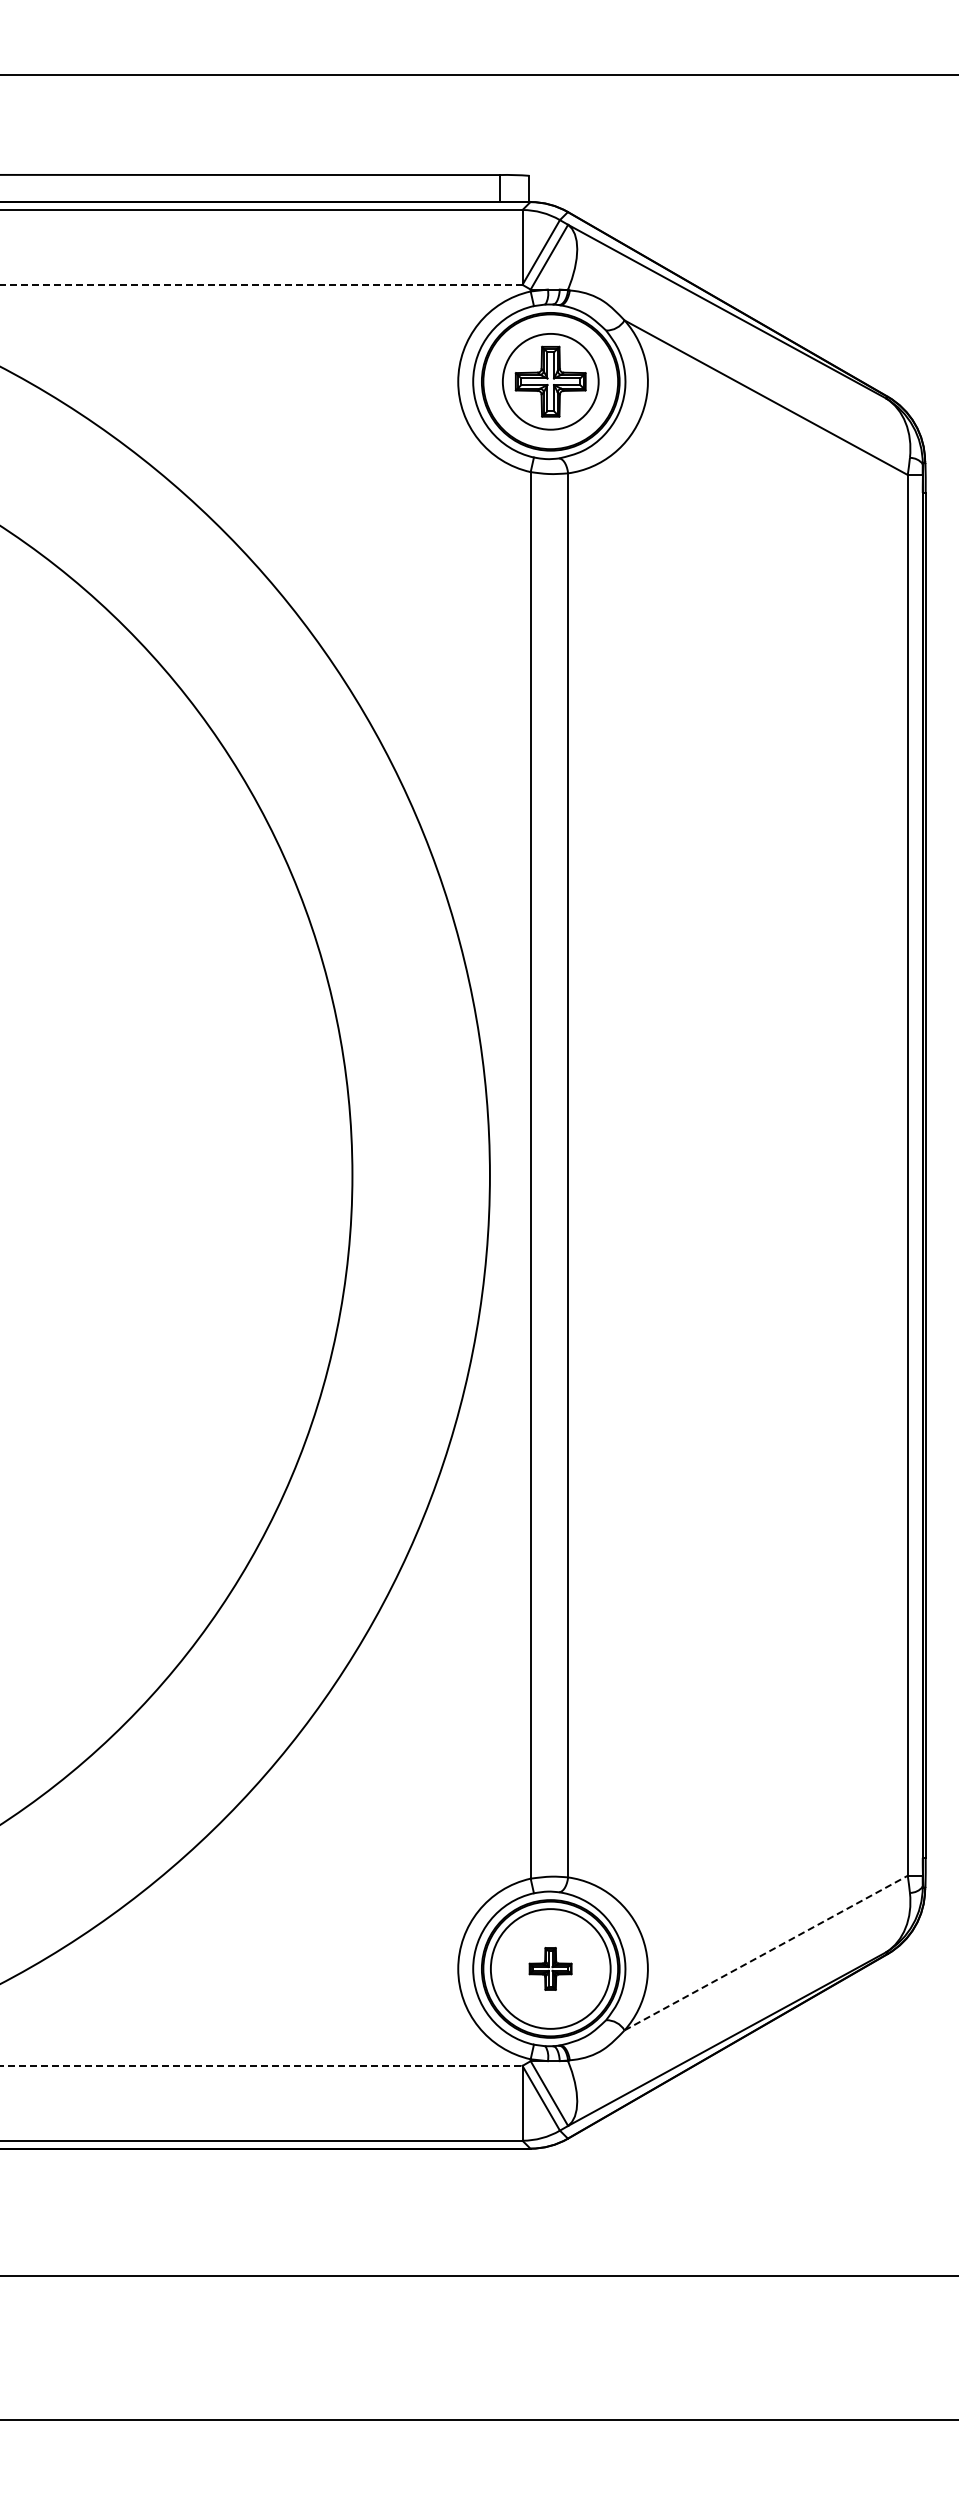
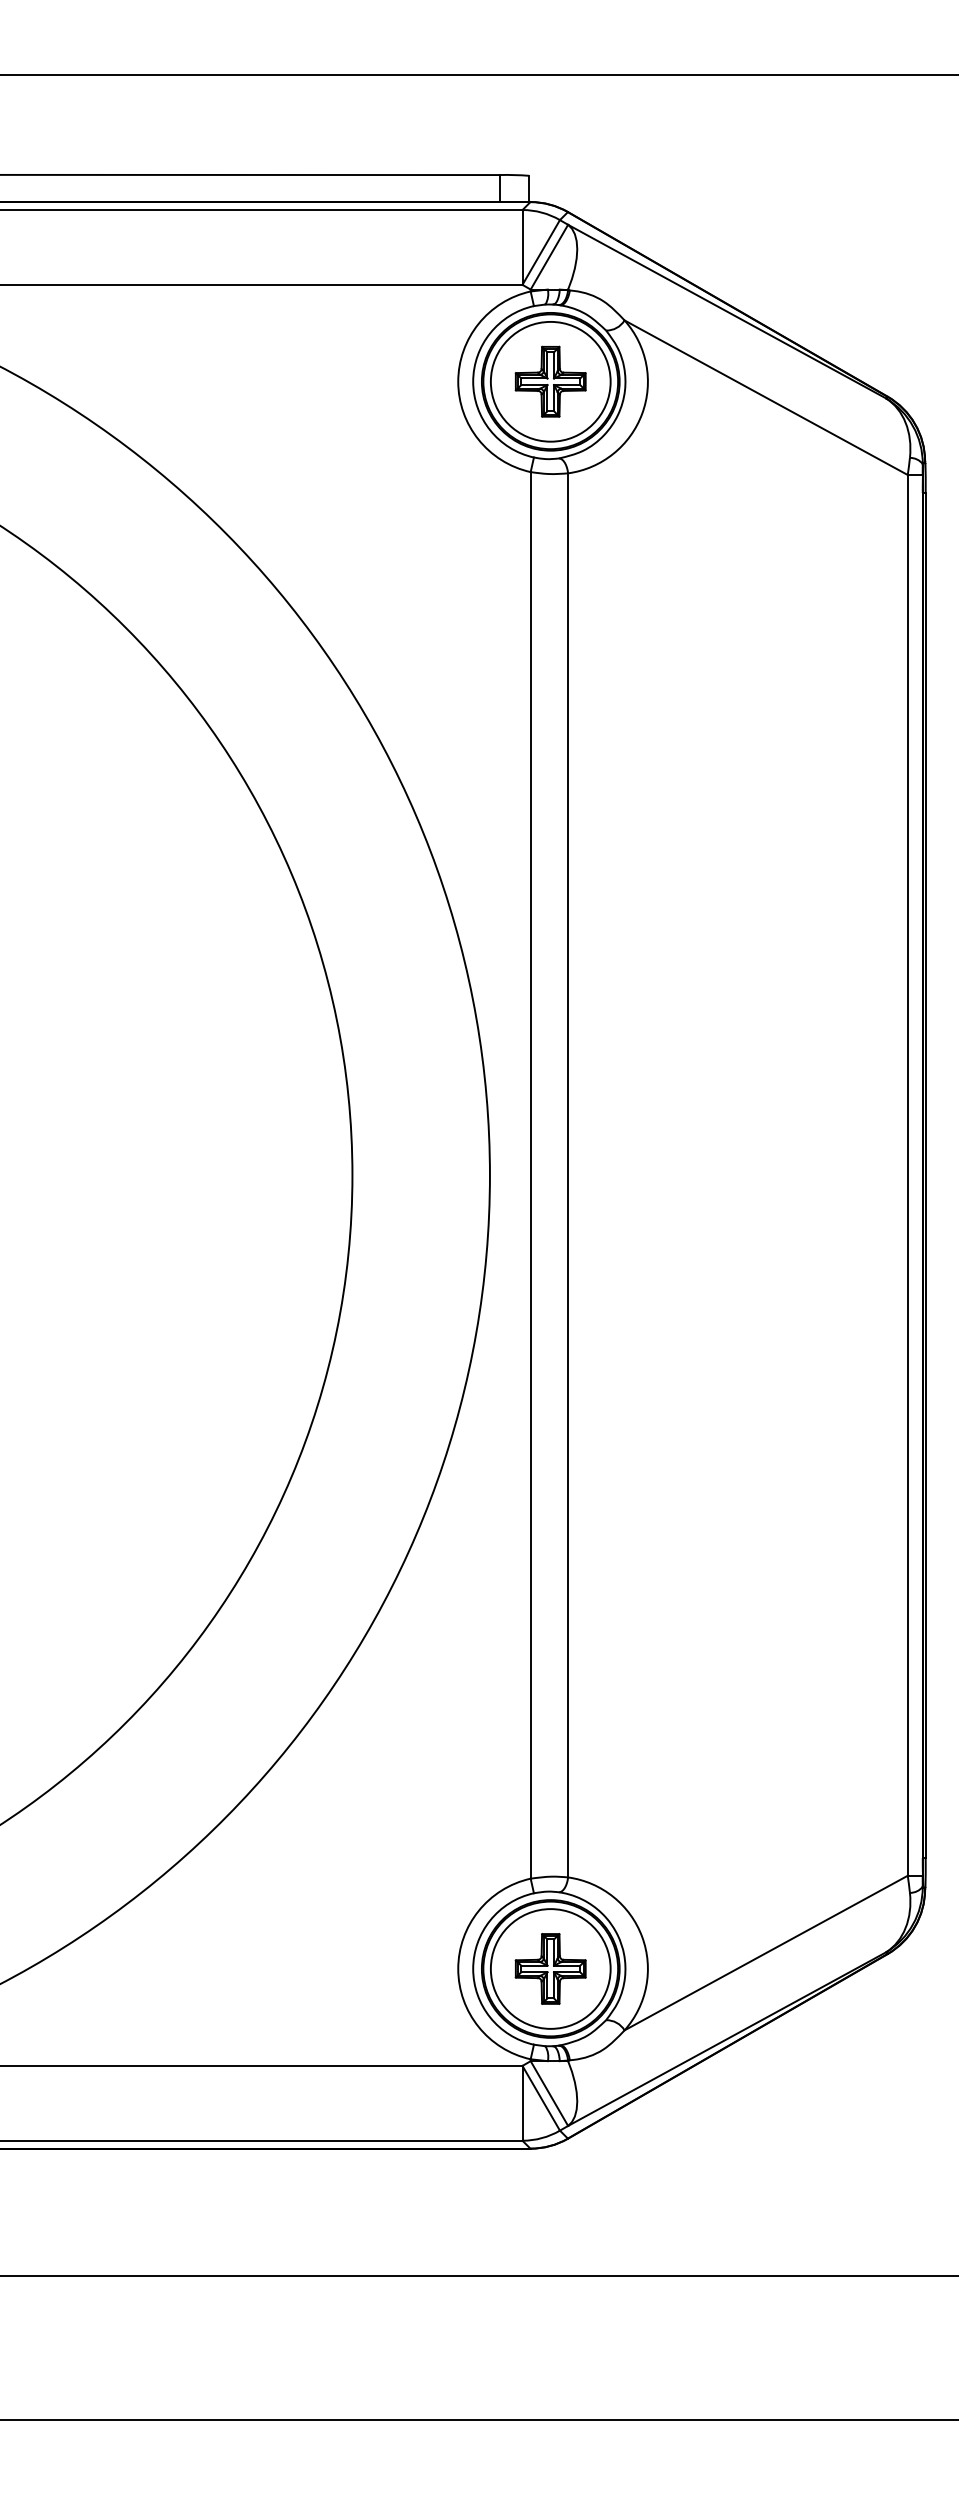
line: dashed -> solid (261, 284)
circle diameter: 96 px -> 120 px (550, 381)
line: dashed -> solid (766, 1952)
part size: 45x44 px -> 73x72 px (550, 1968)
line: dashed -> solid (261, 2065)
